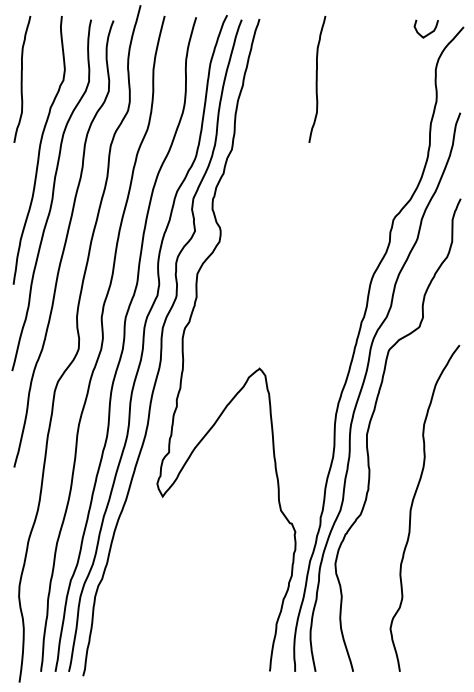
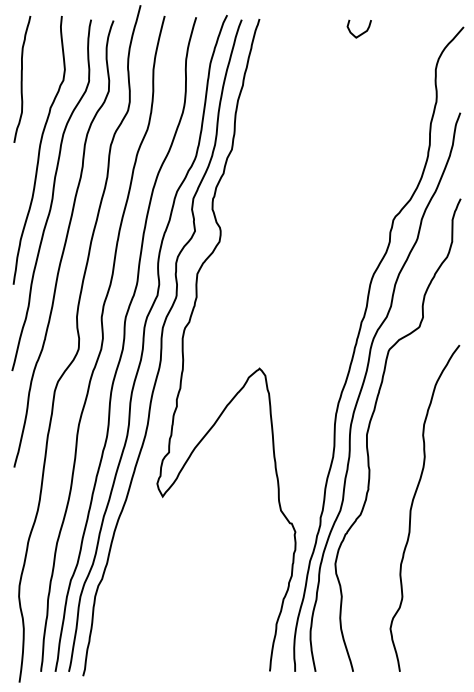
curve position: (427, 33) -> (360, 33) (360, 33)
curve: present -> none (317, 79)
